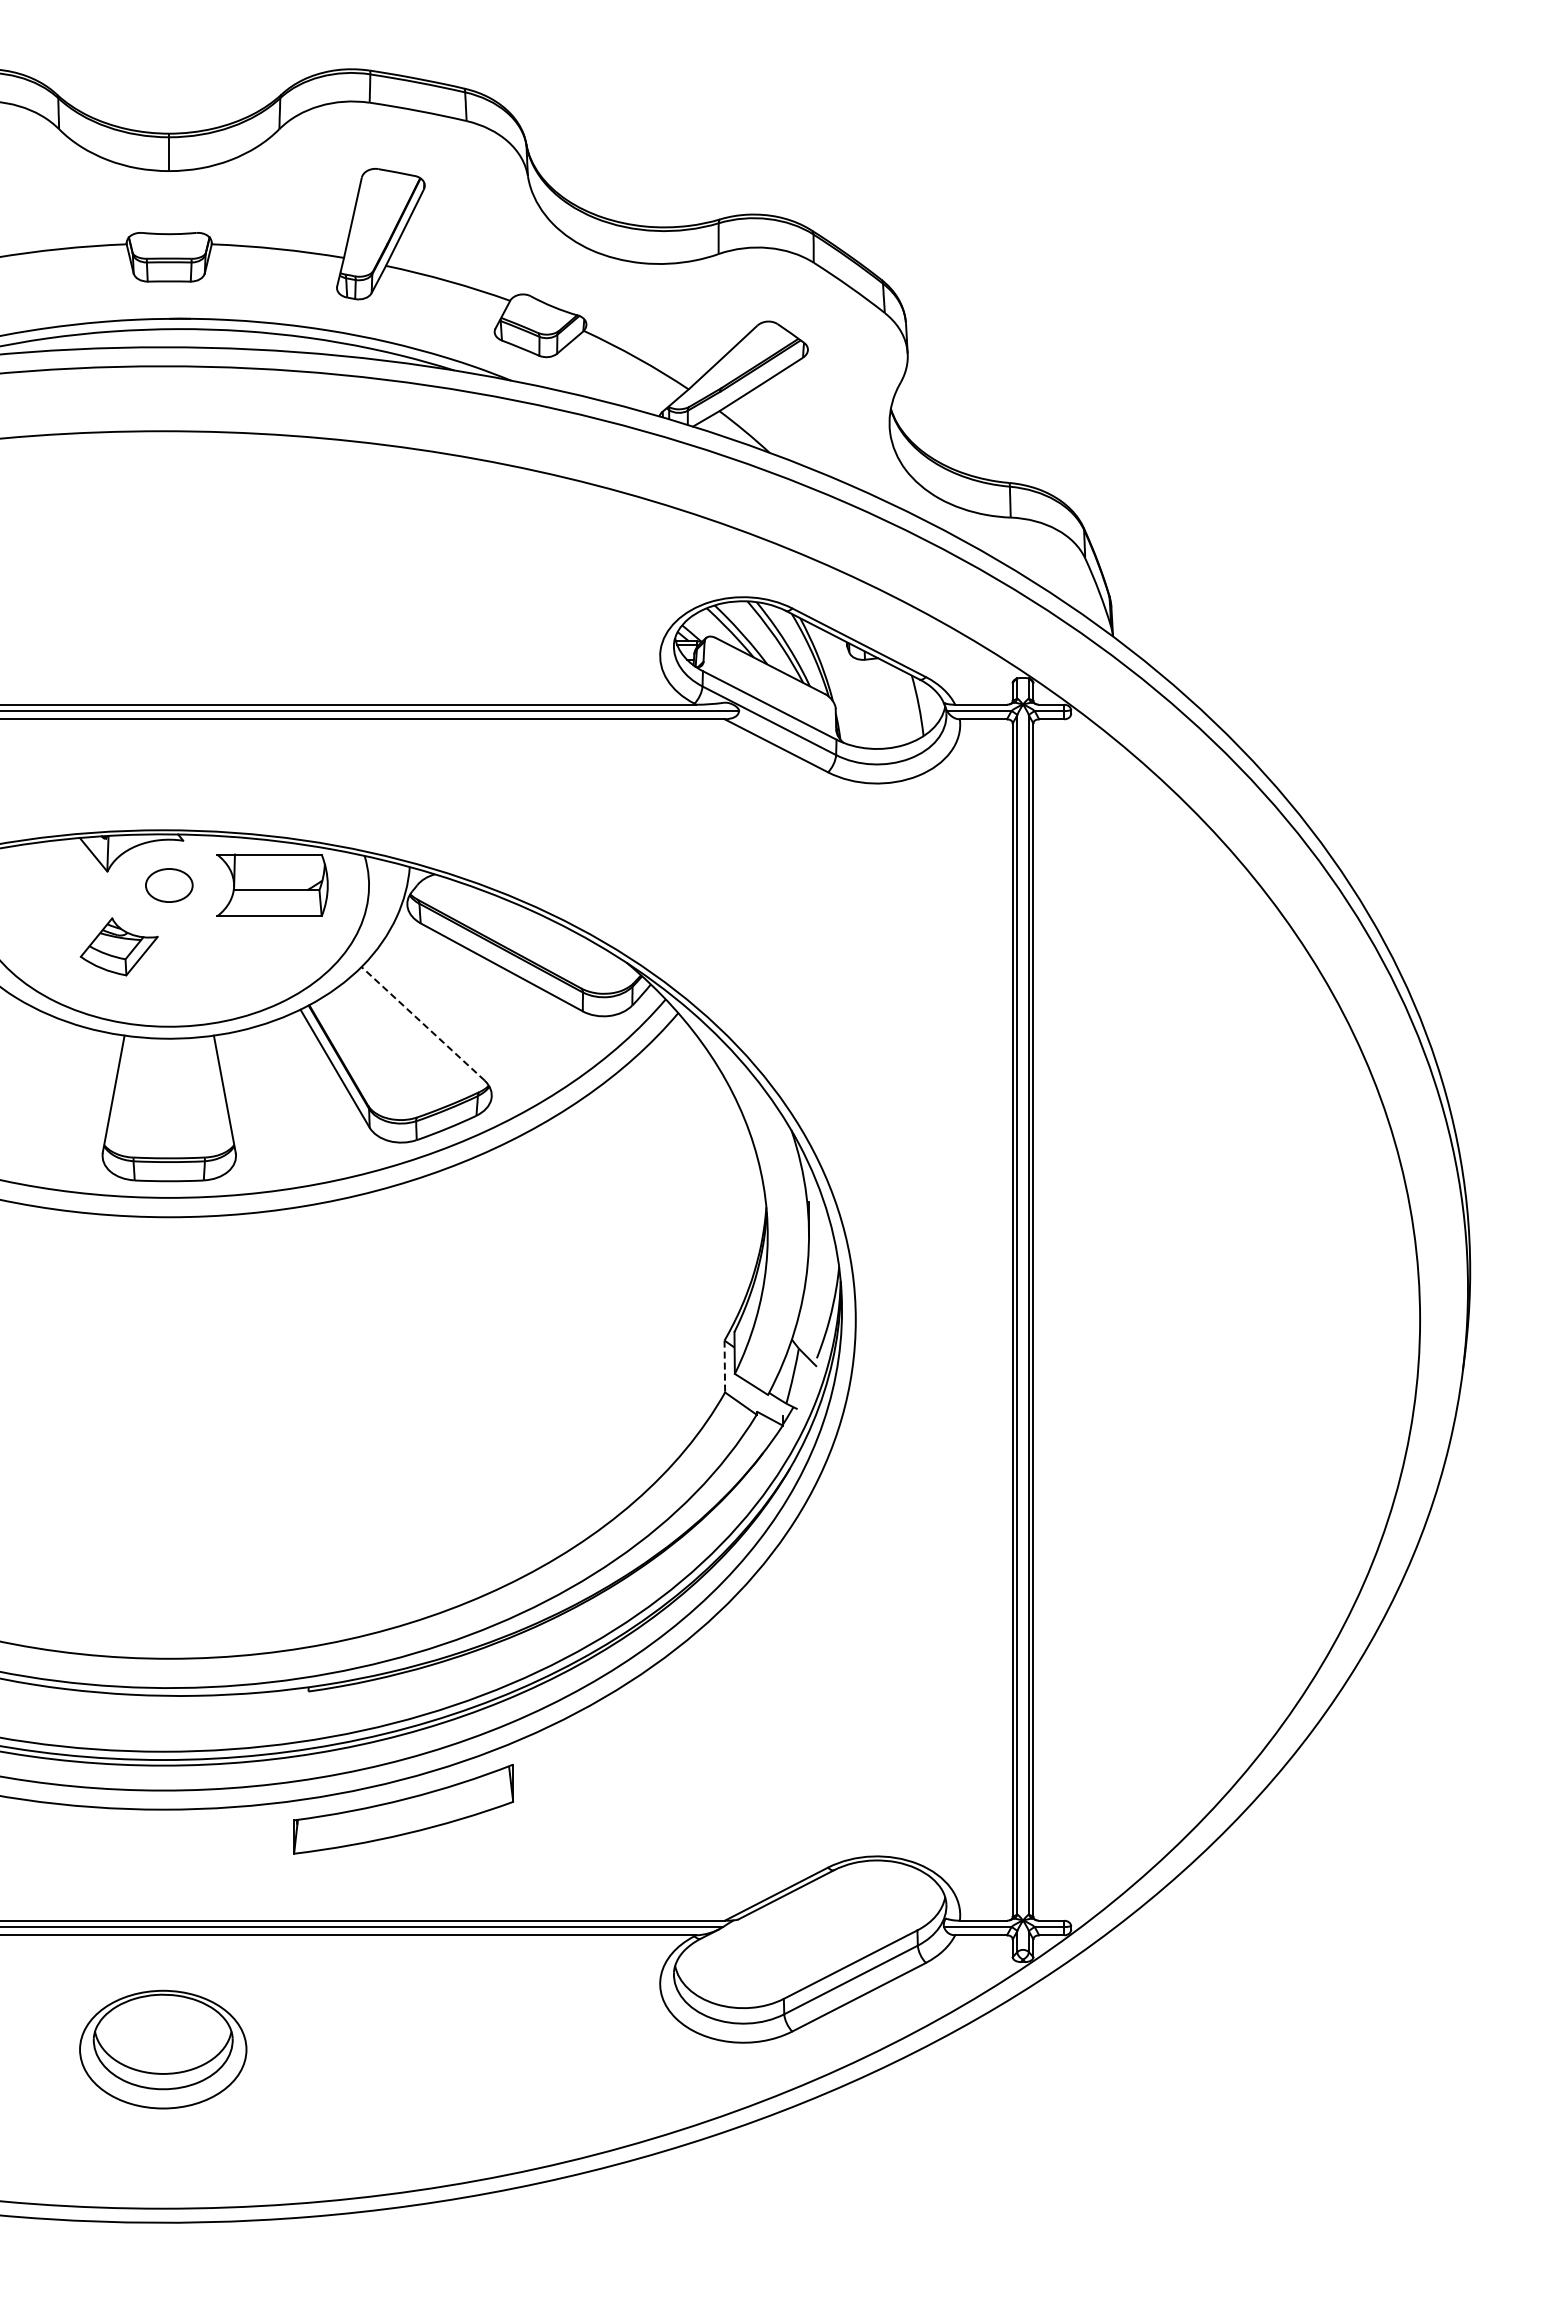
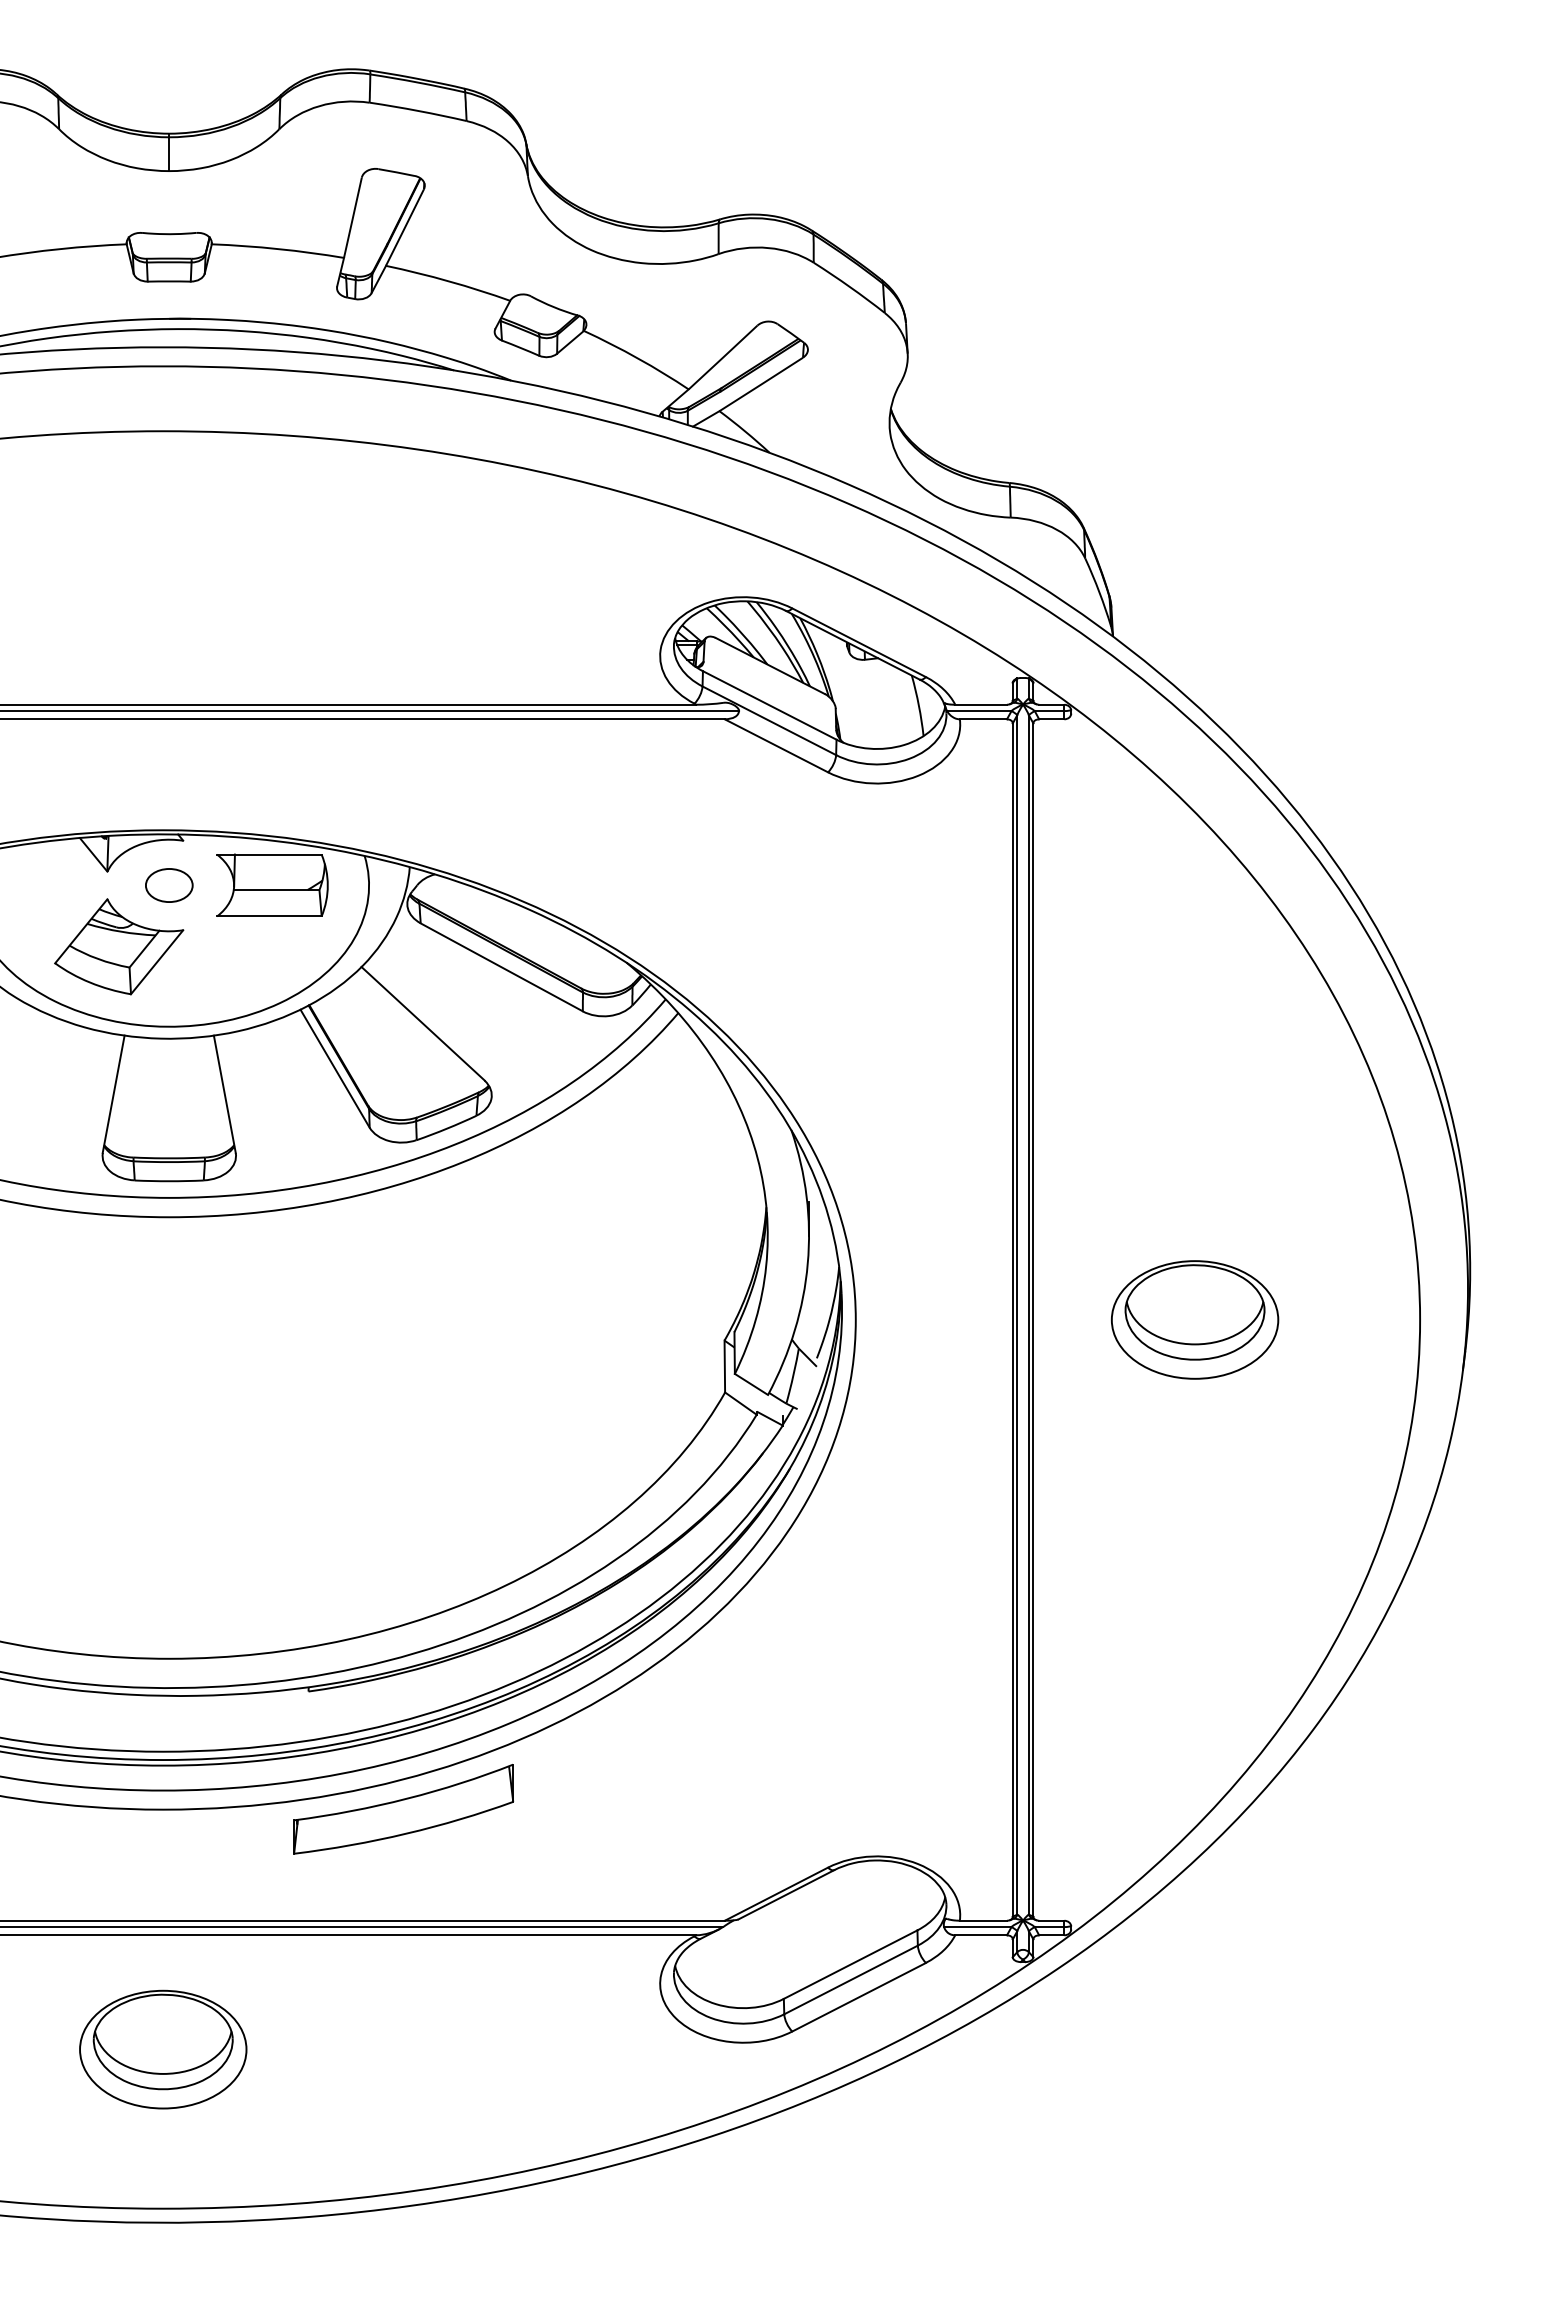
part size: 80x60 px -> 131x98 px (119, 946)
line: dashed -> solid (423, 1023)
part: none -> present (1195, 1319)
line: dashed -> solid (724, 1366)
